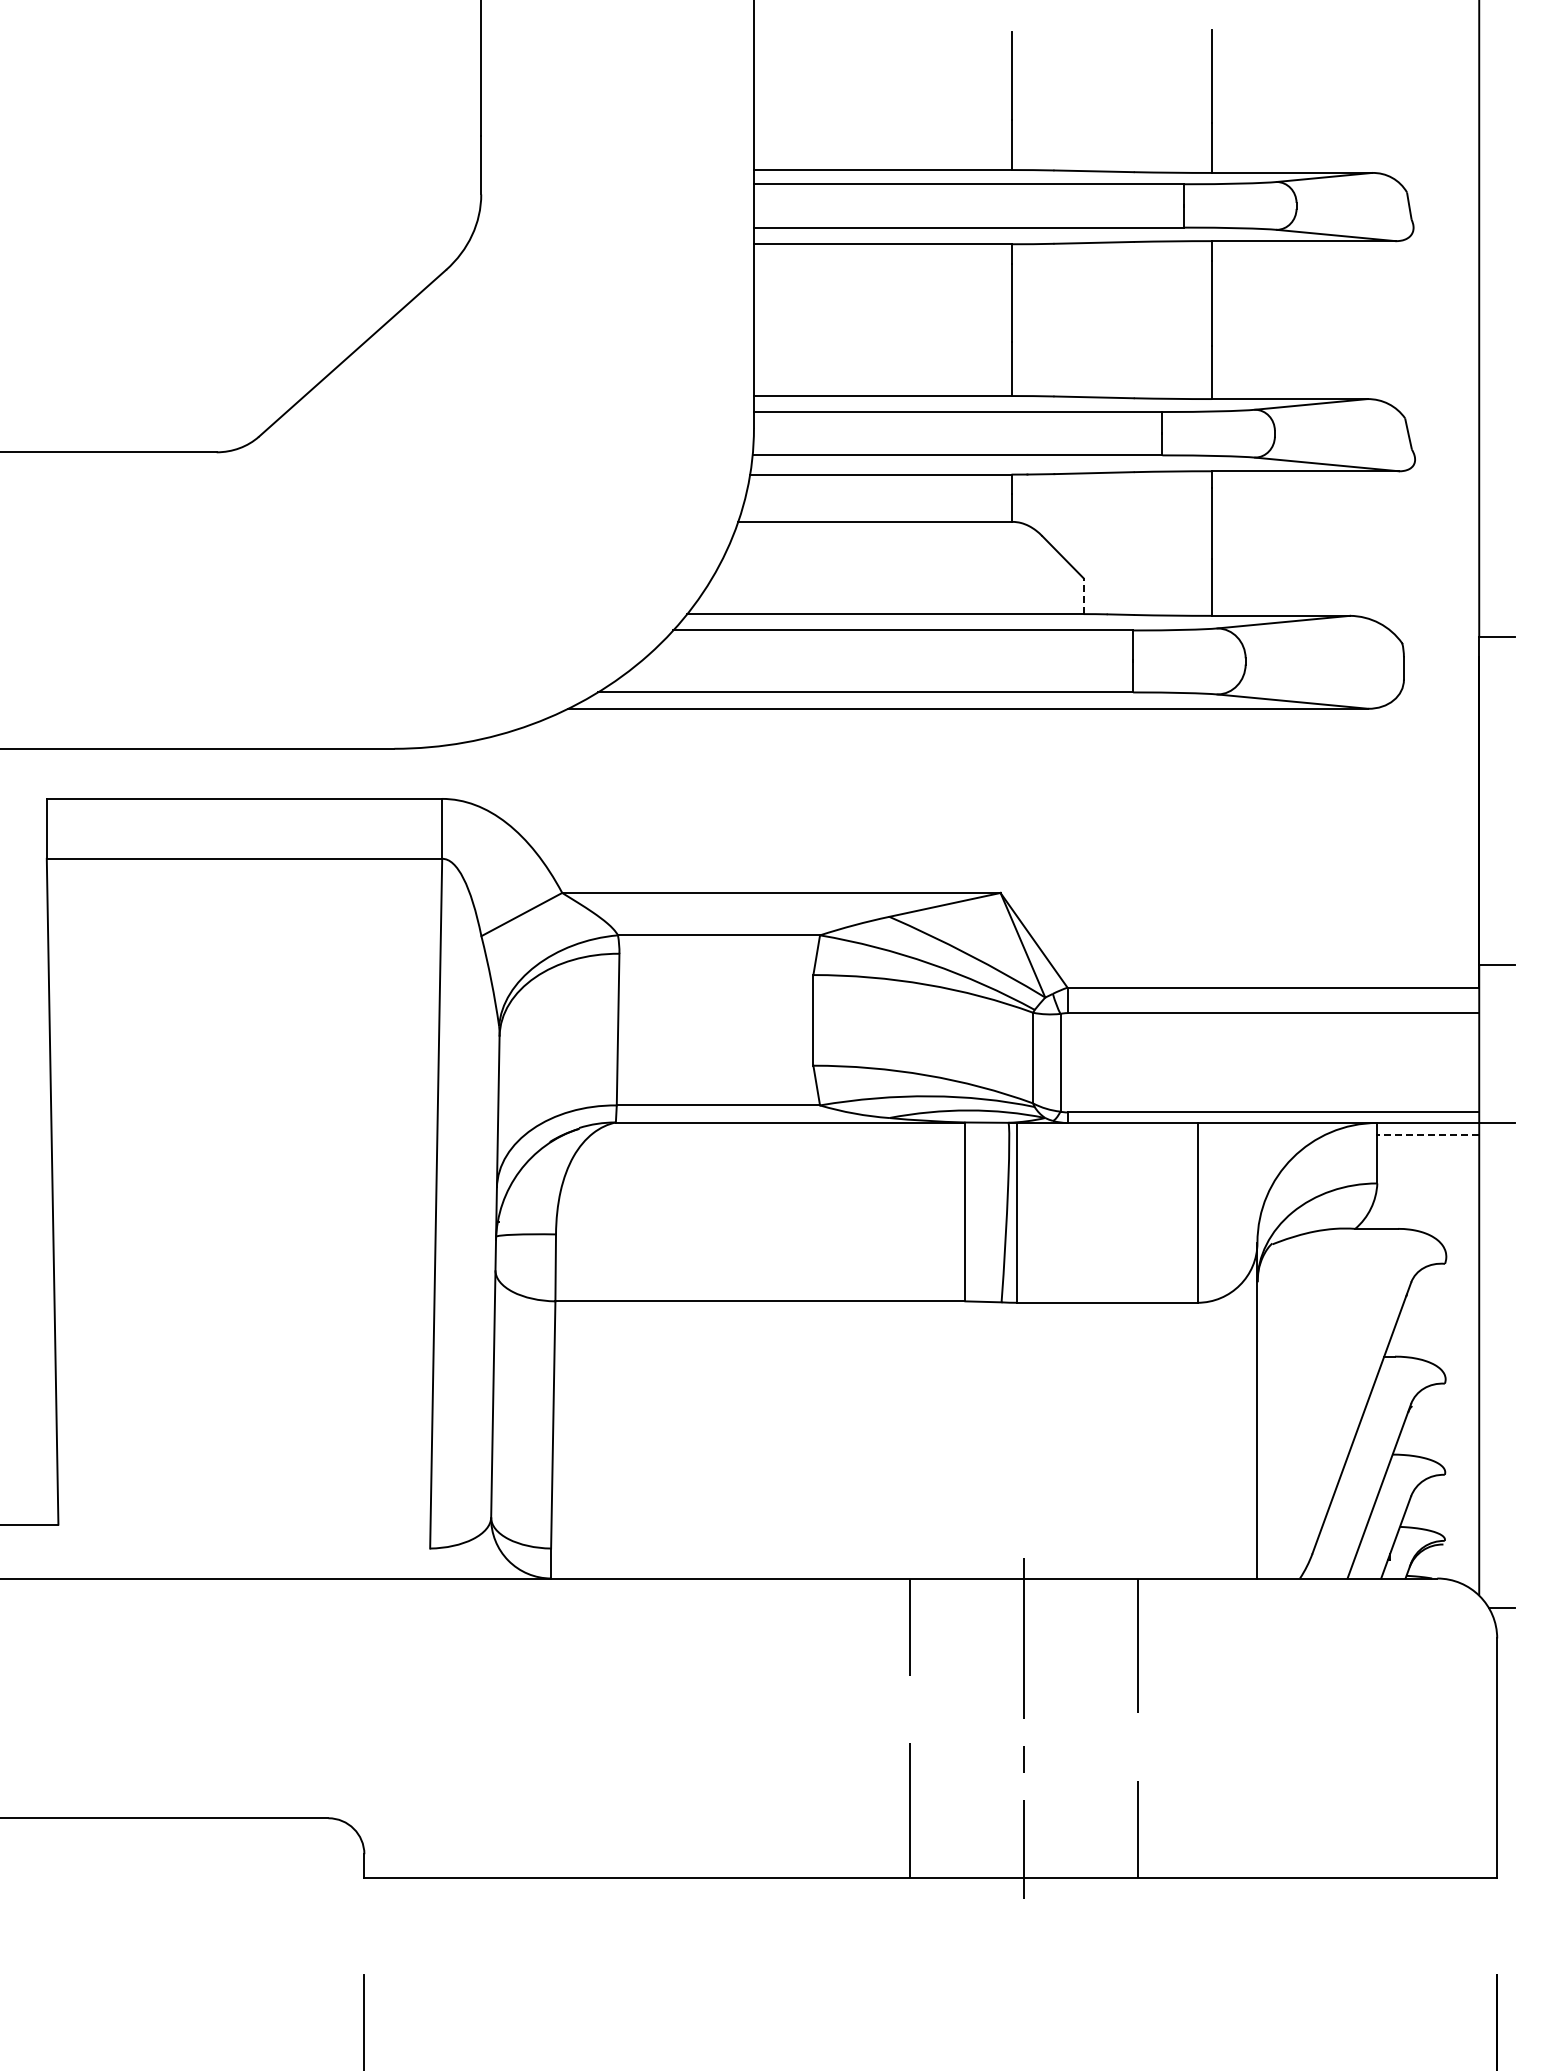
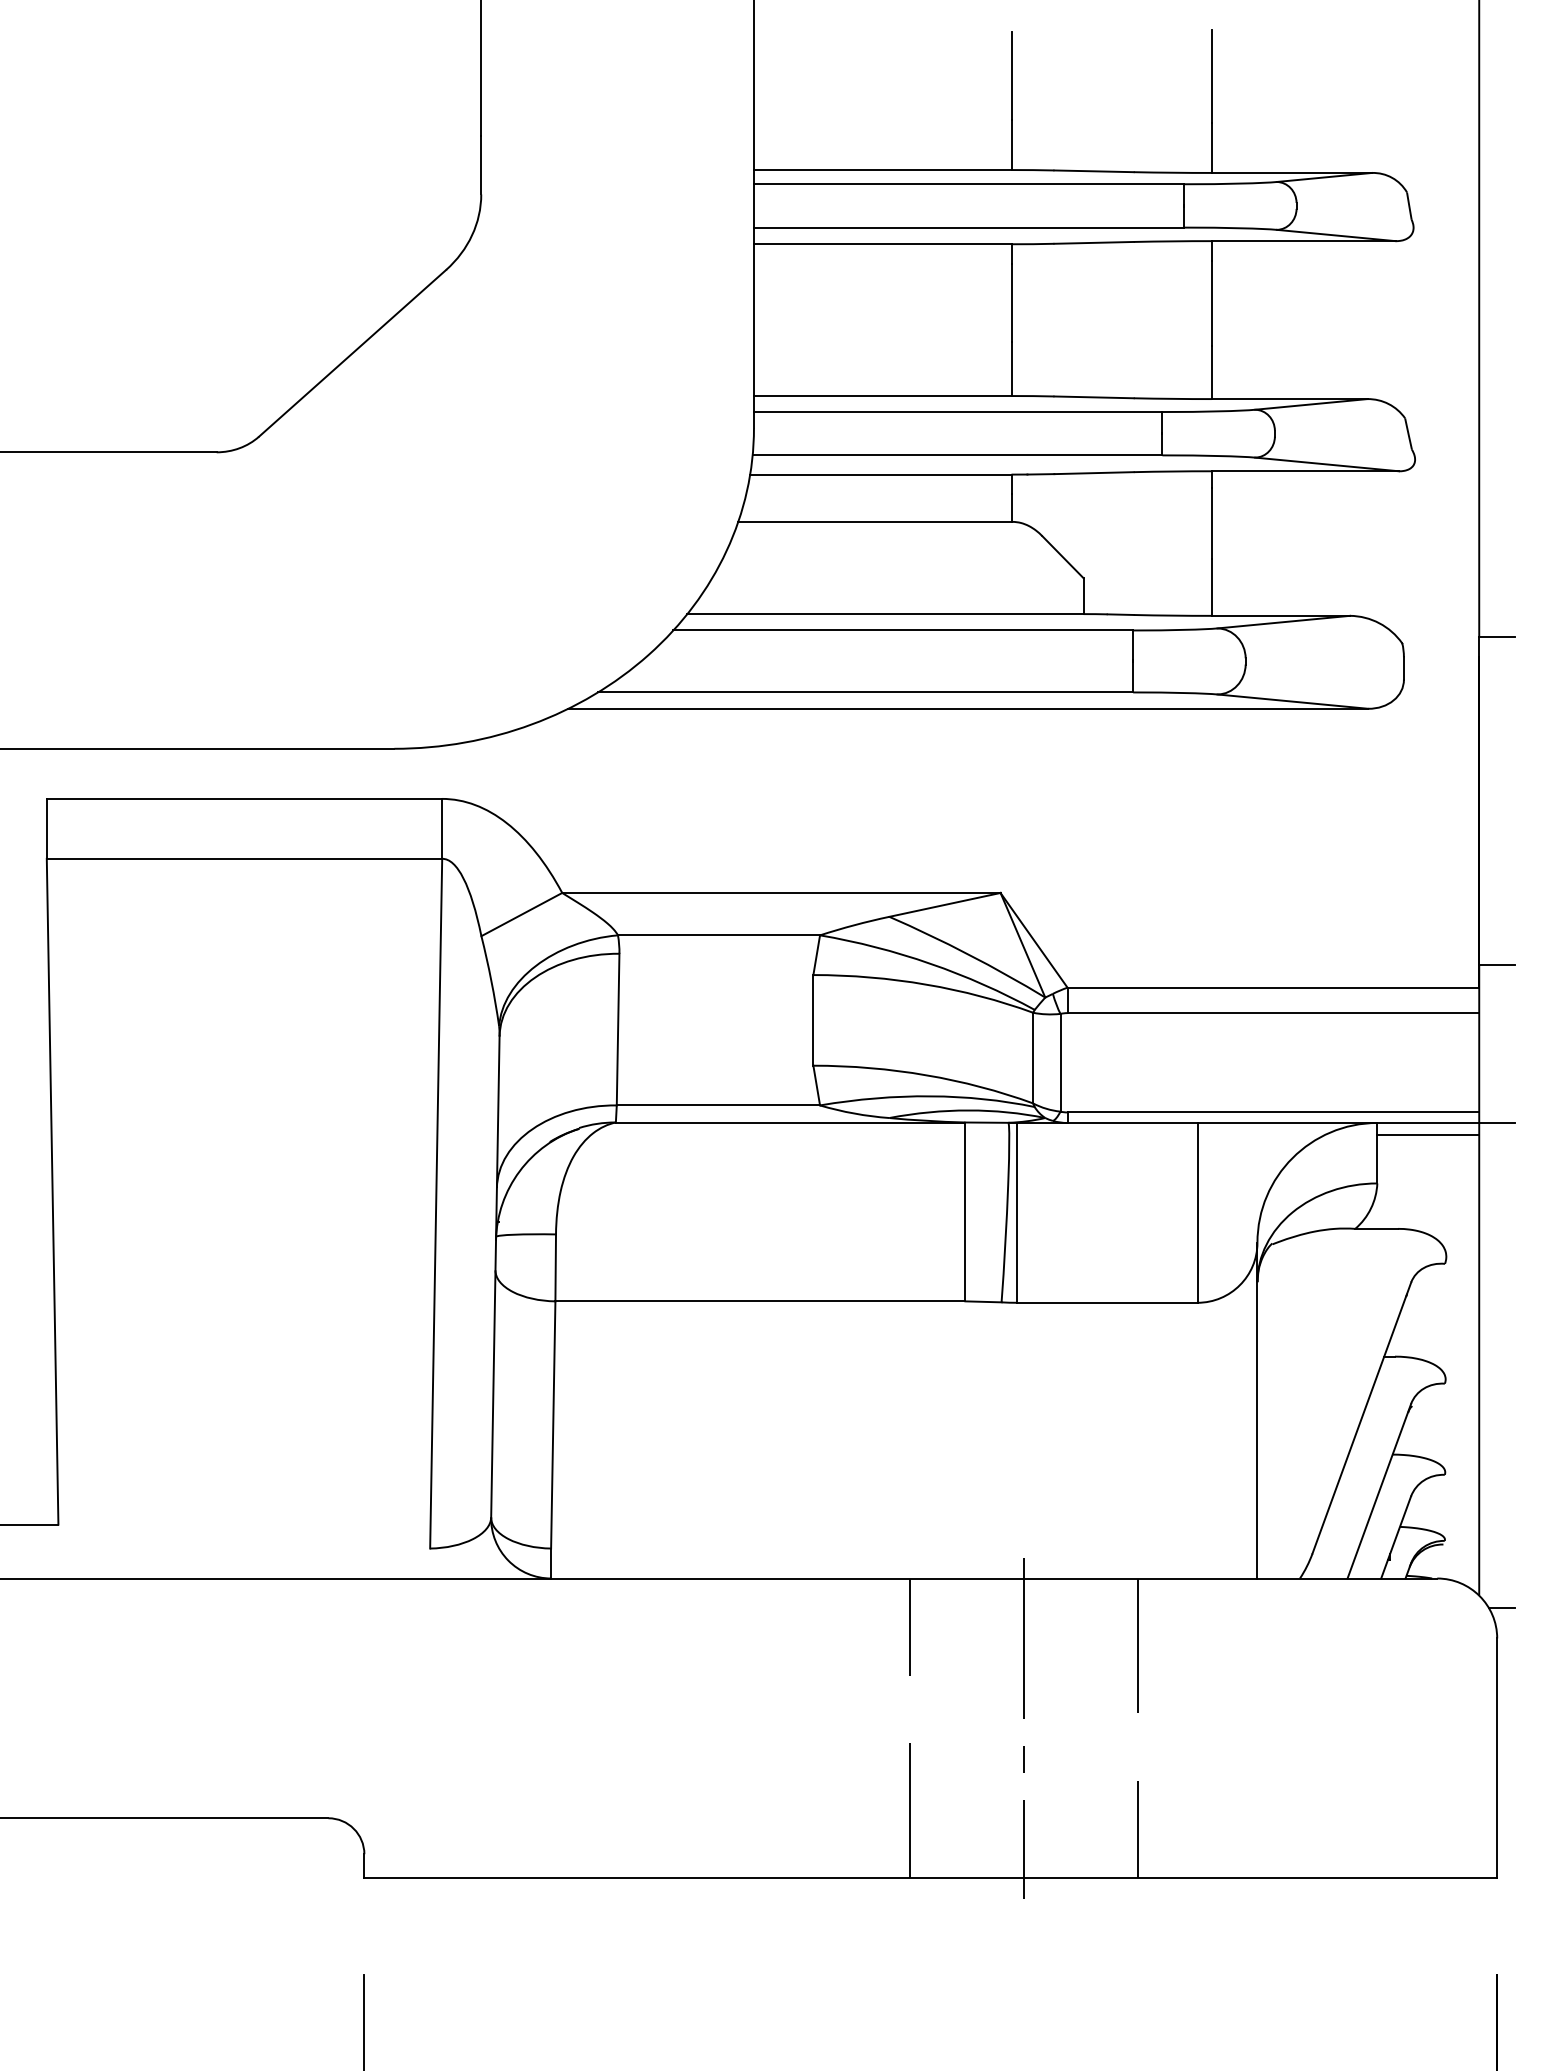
line: dashed -> solid (1083, 596)
line: dashed -> solid (1428, 1134)
